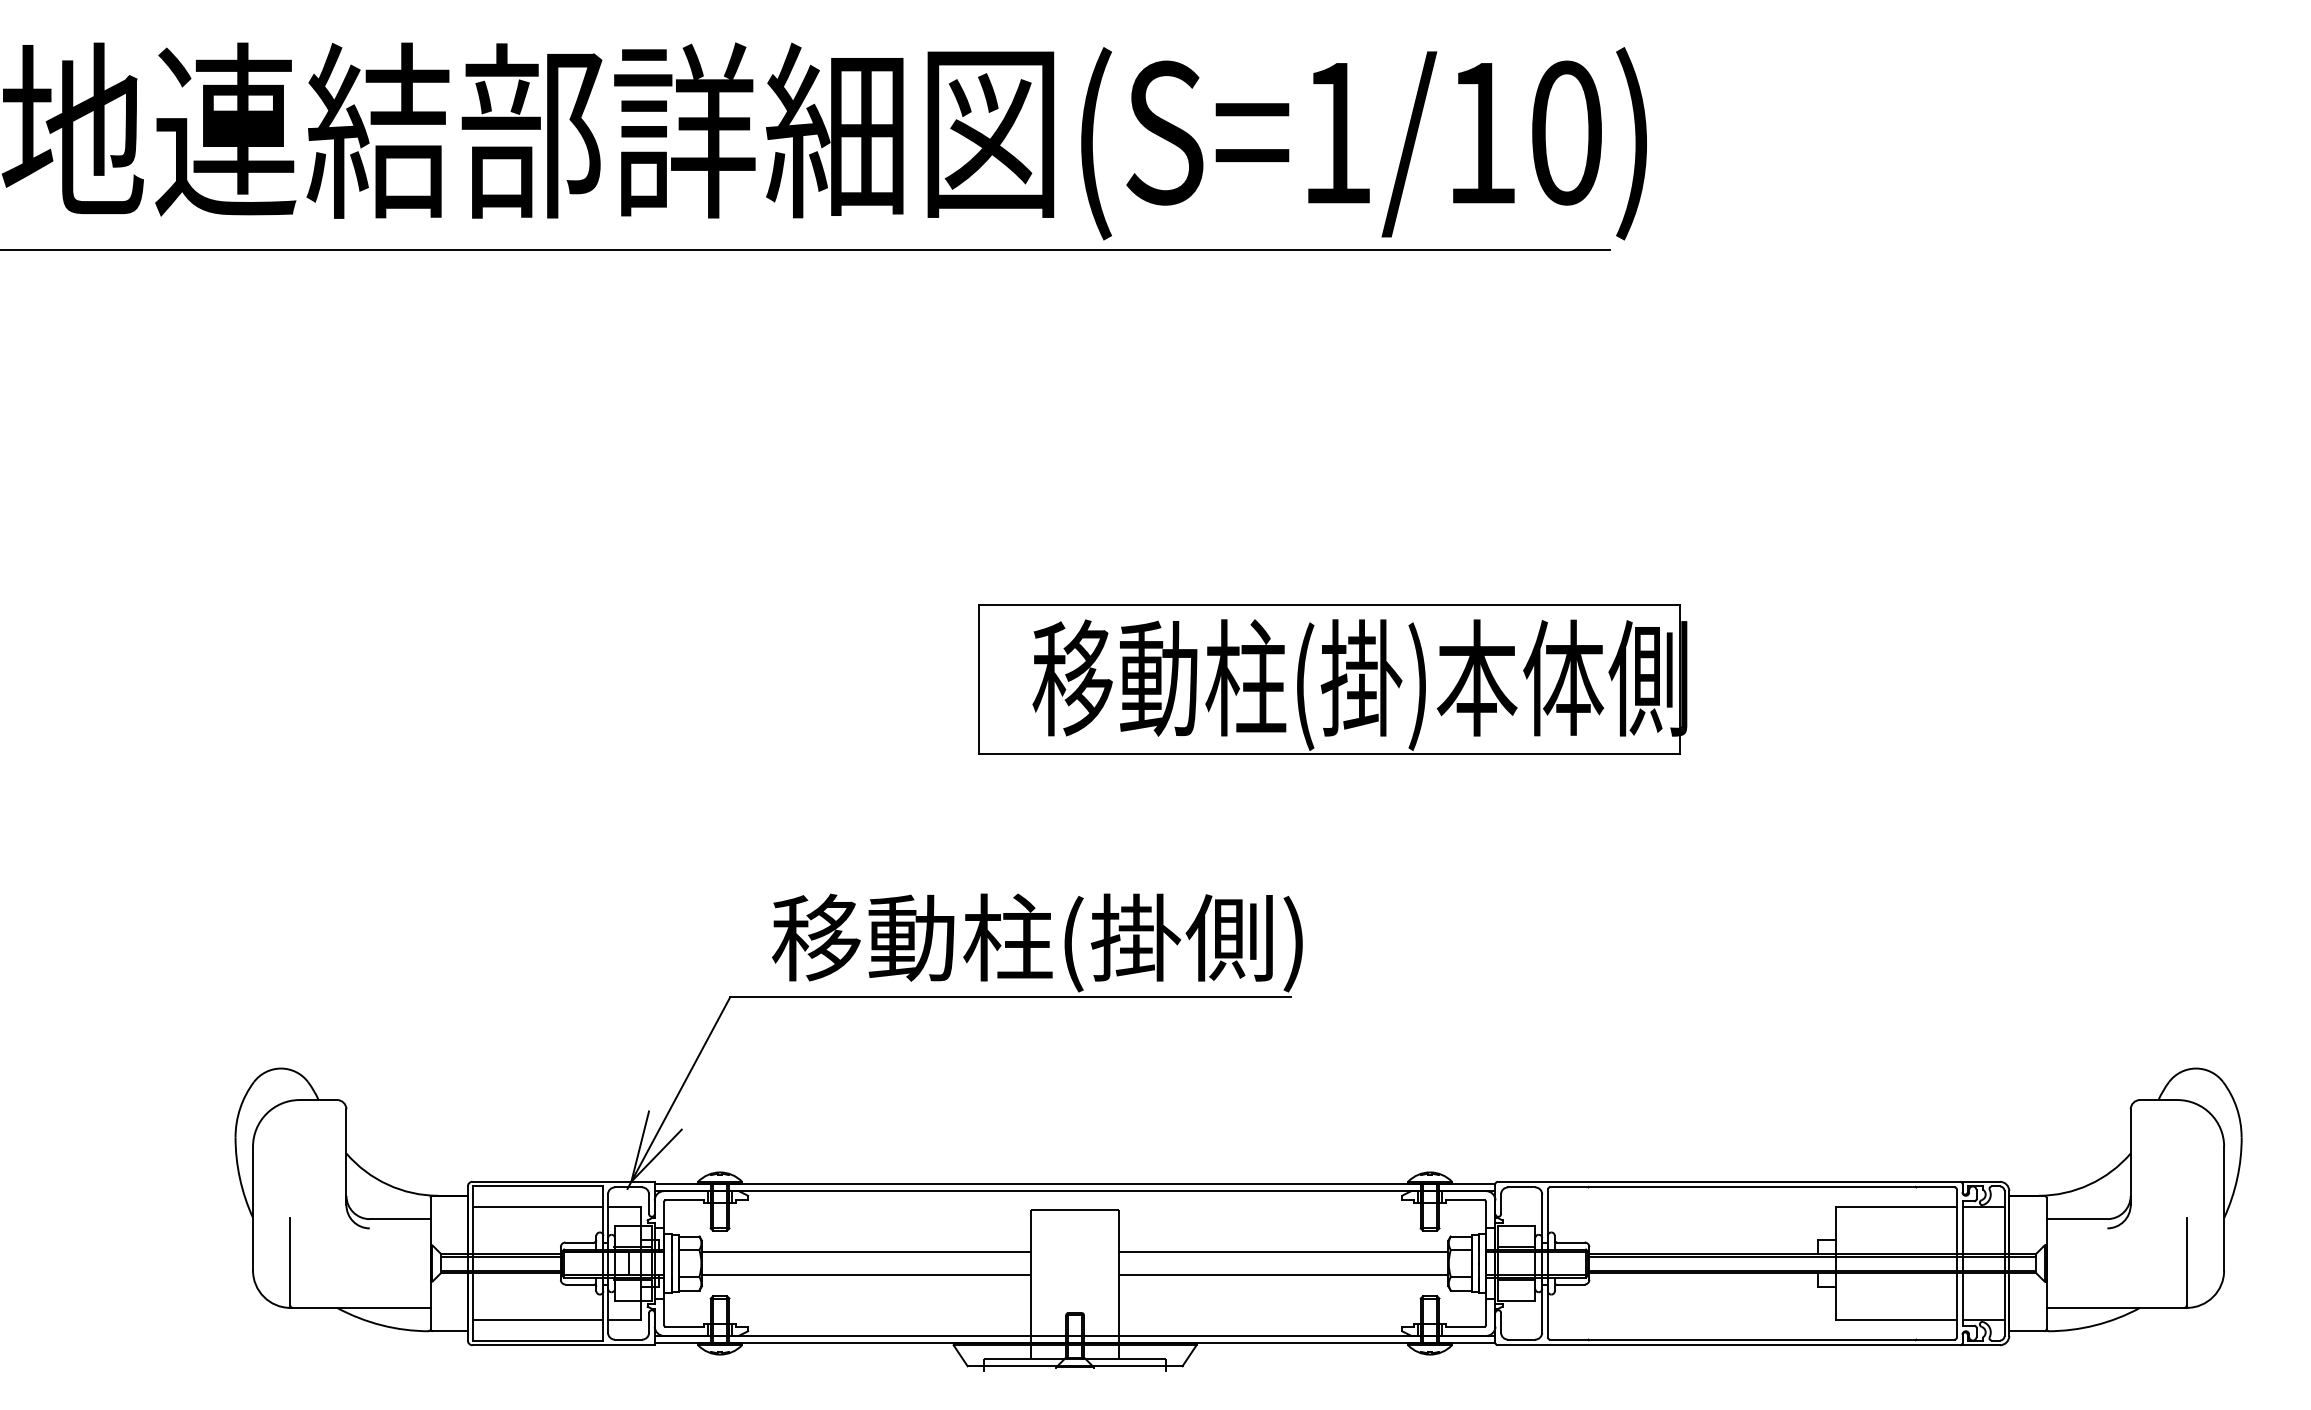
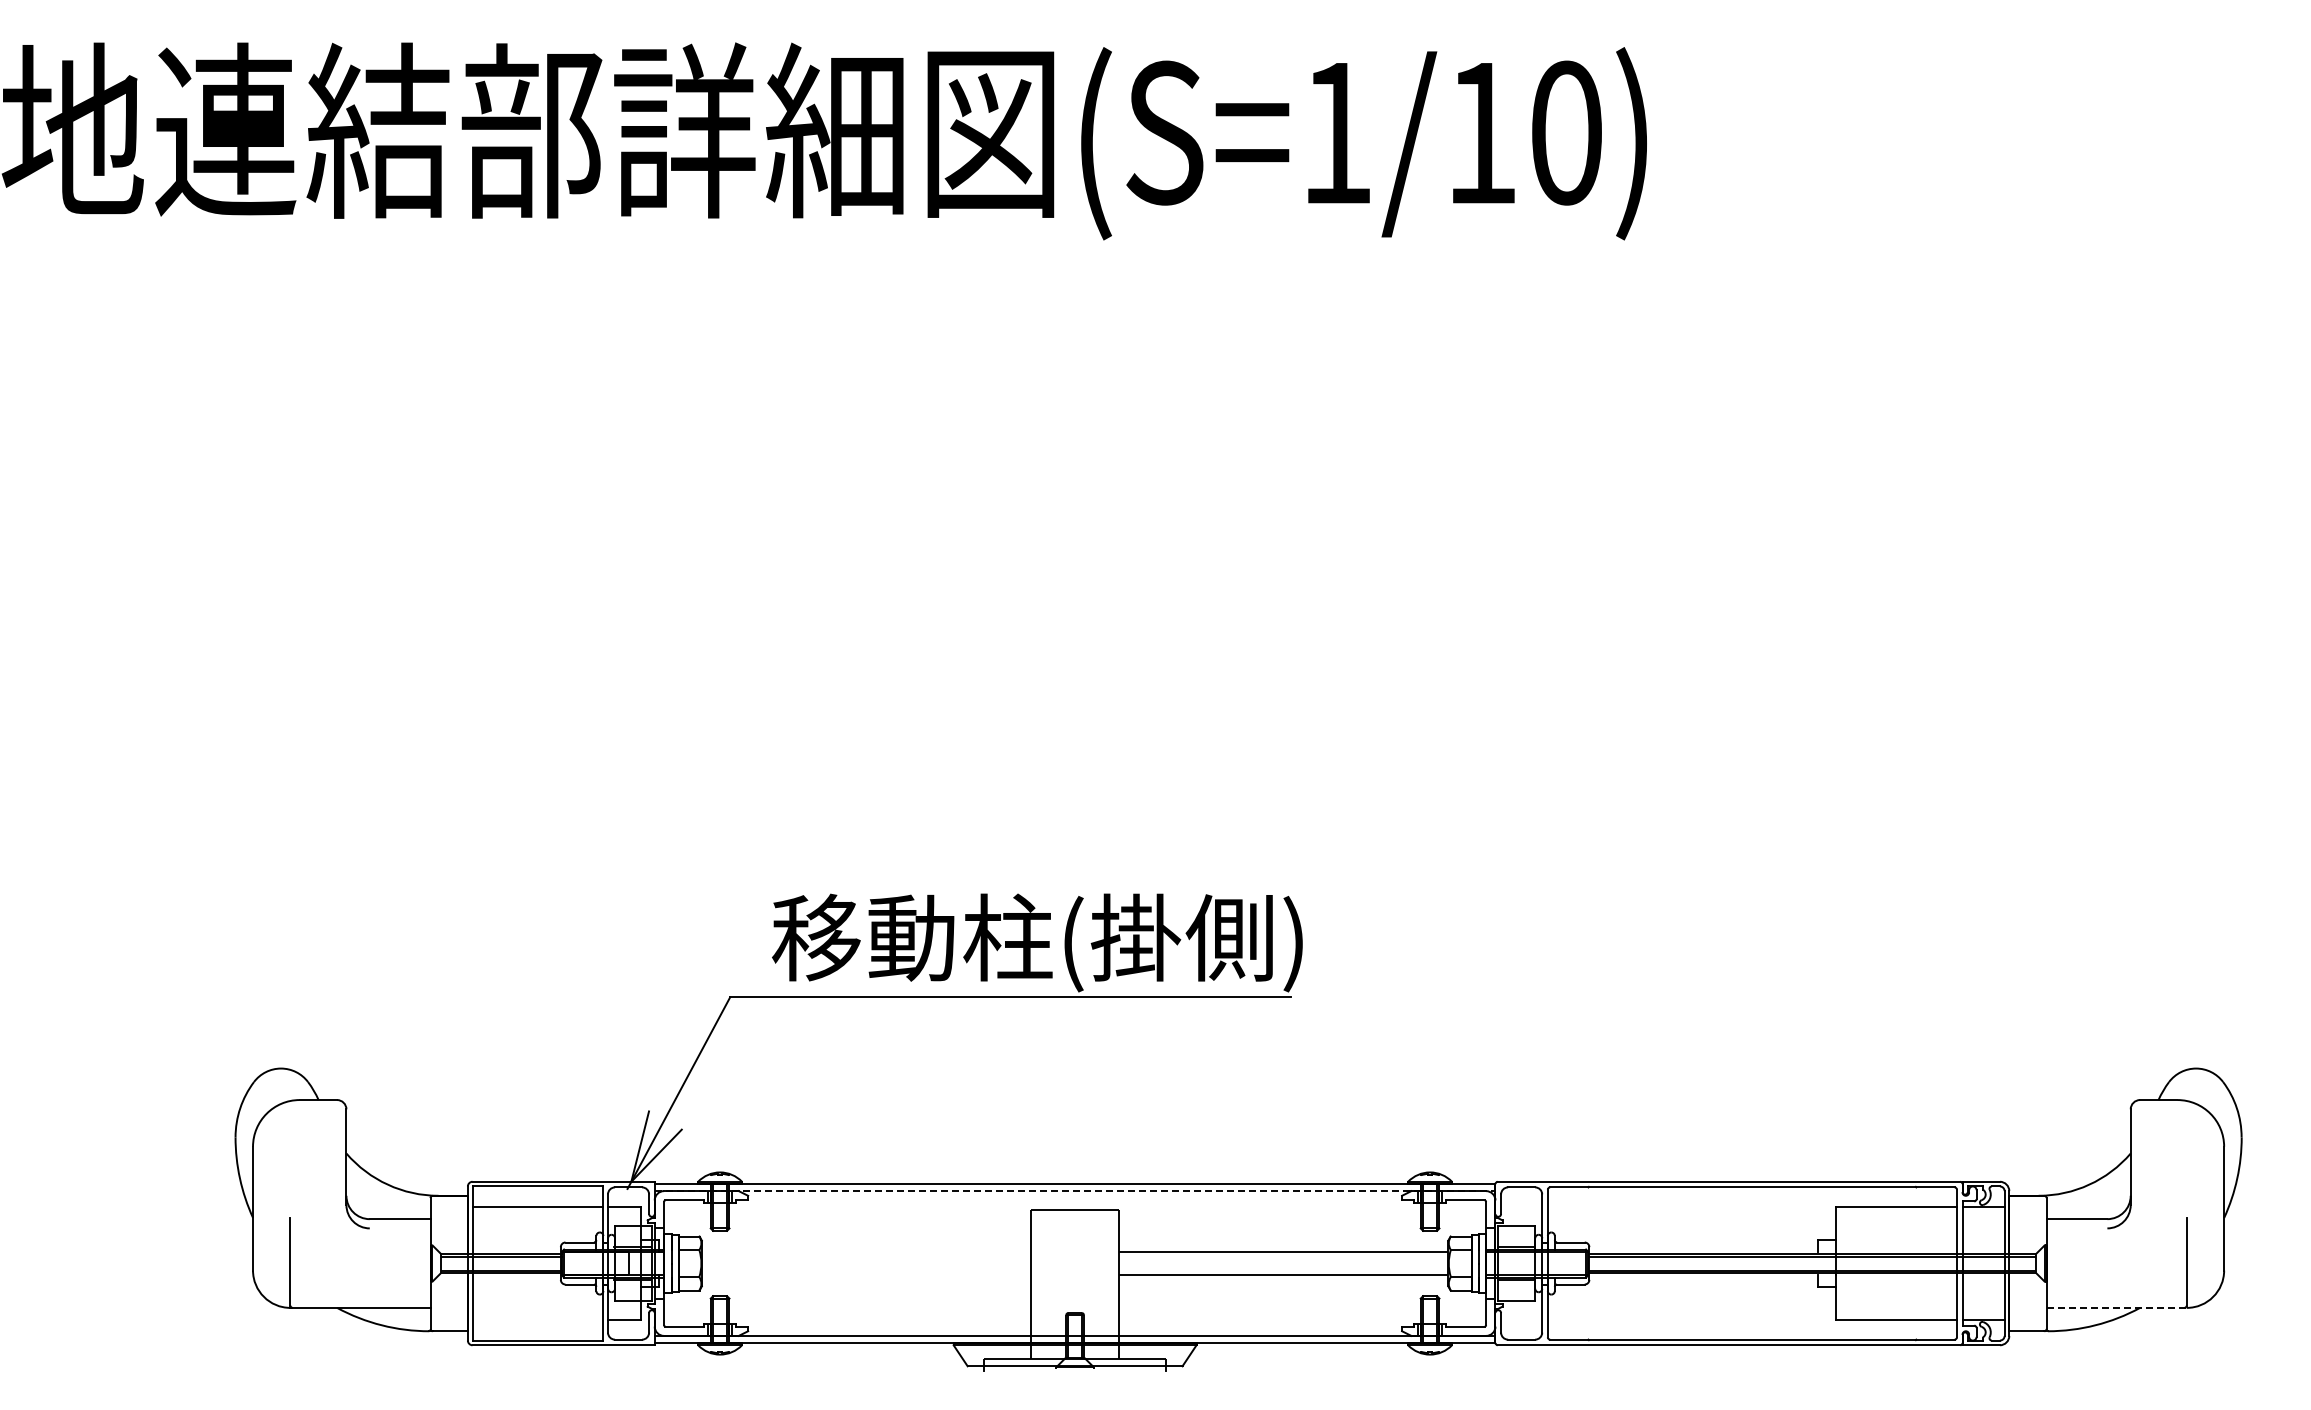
line: present -> none (805, 249)
part: present -> none (1332, 679)
line: solid -> dashed (1075, 1191)
line: present -> none (865, 1251)
line: present -> none (865, 1275)
line: solid -> dashed (2117, 1307)
line: present -> none (537, 1319)
